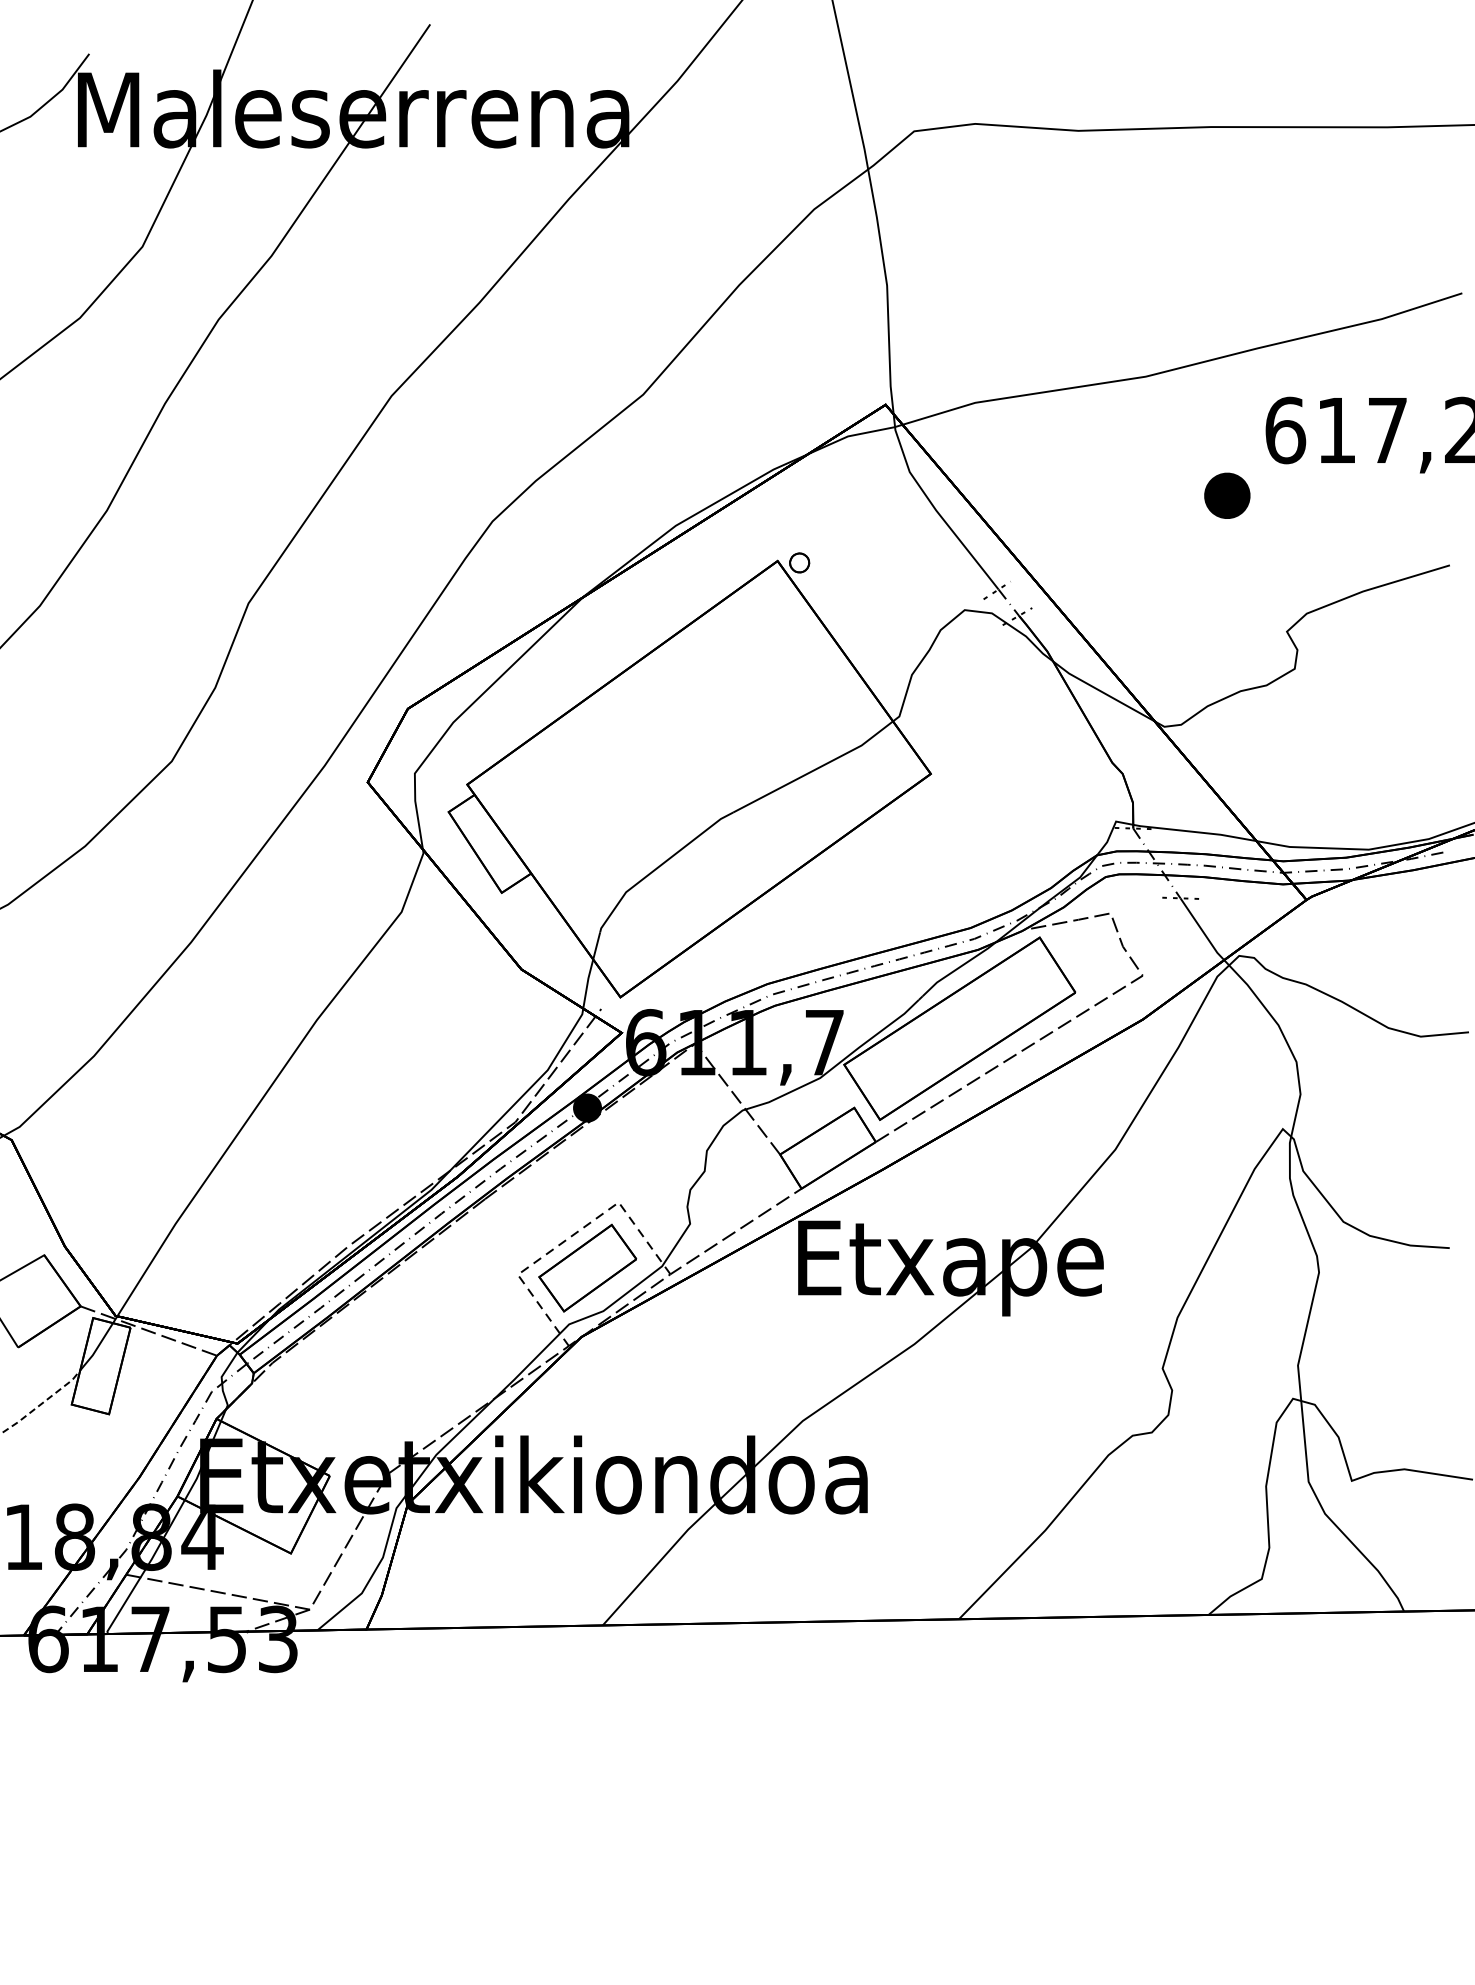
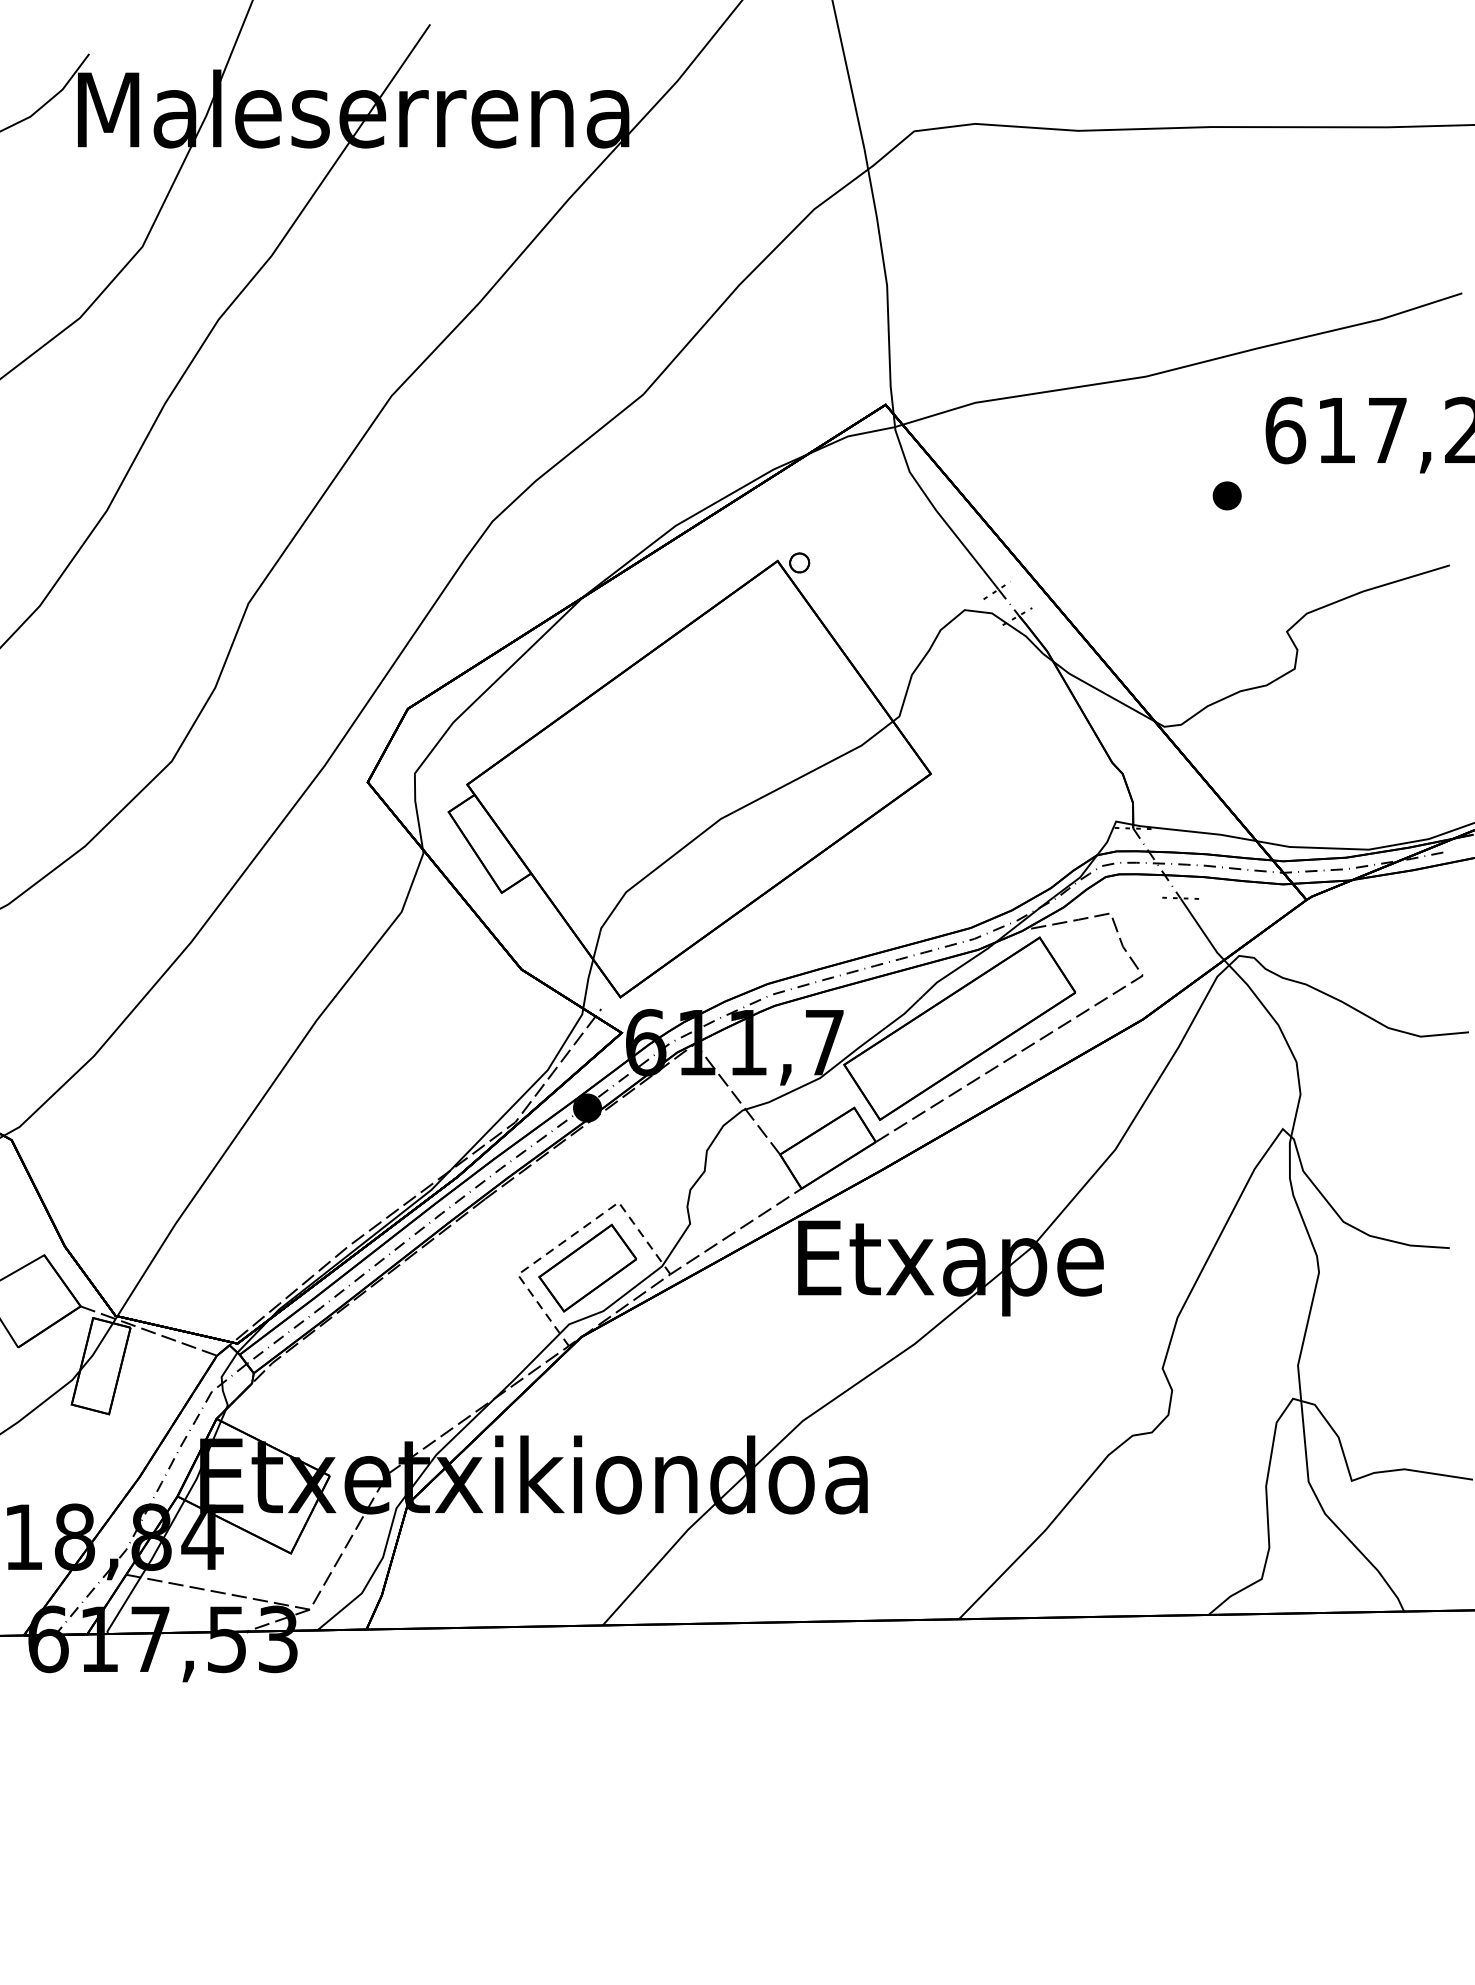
part size: 47x47 px -> 30x30 px (1226, 495)
line: dashed -> solid (41, 1403)
